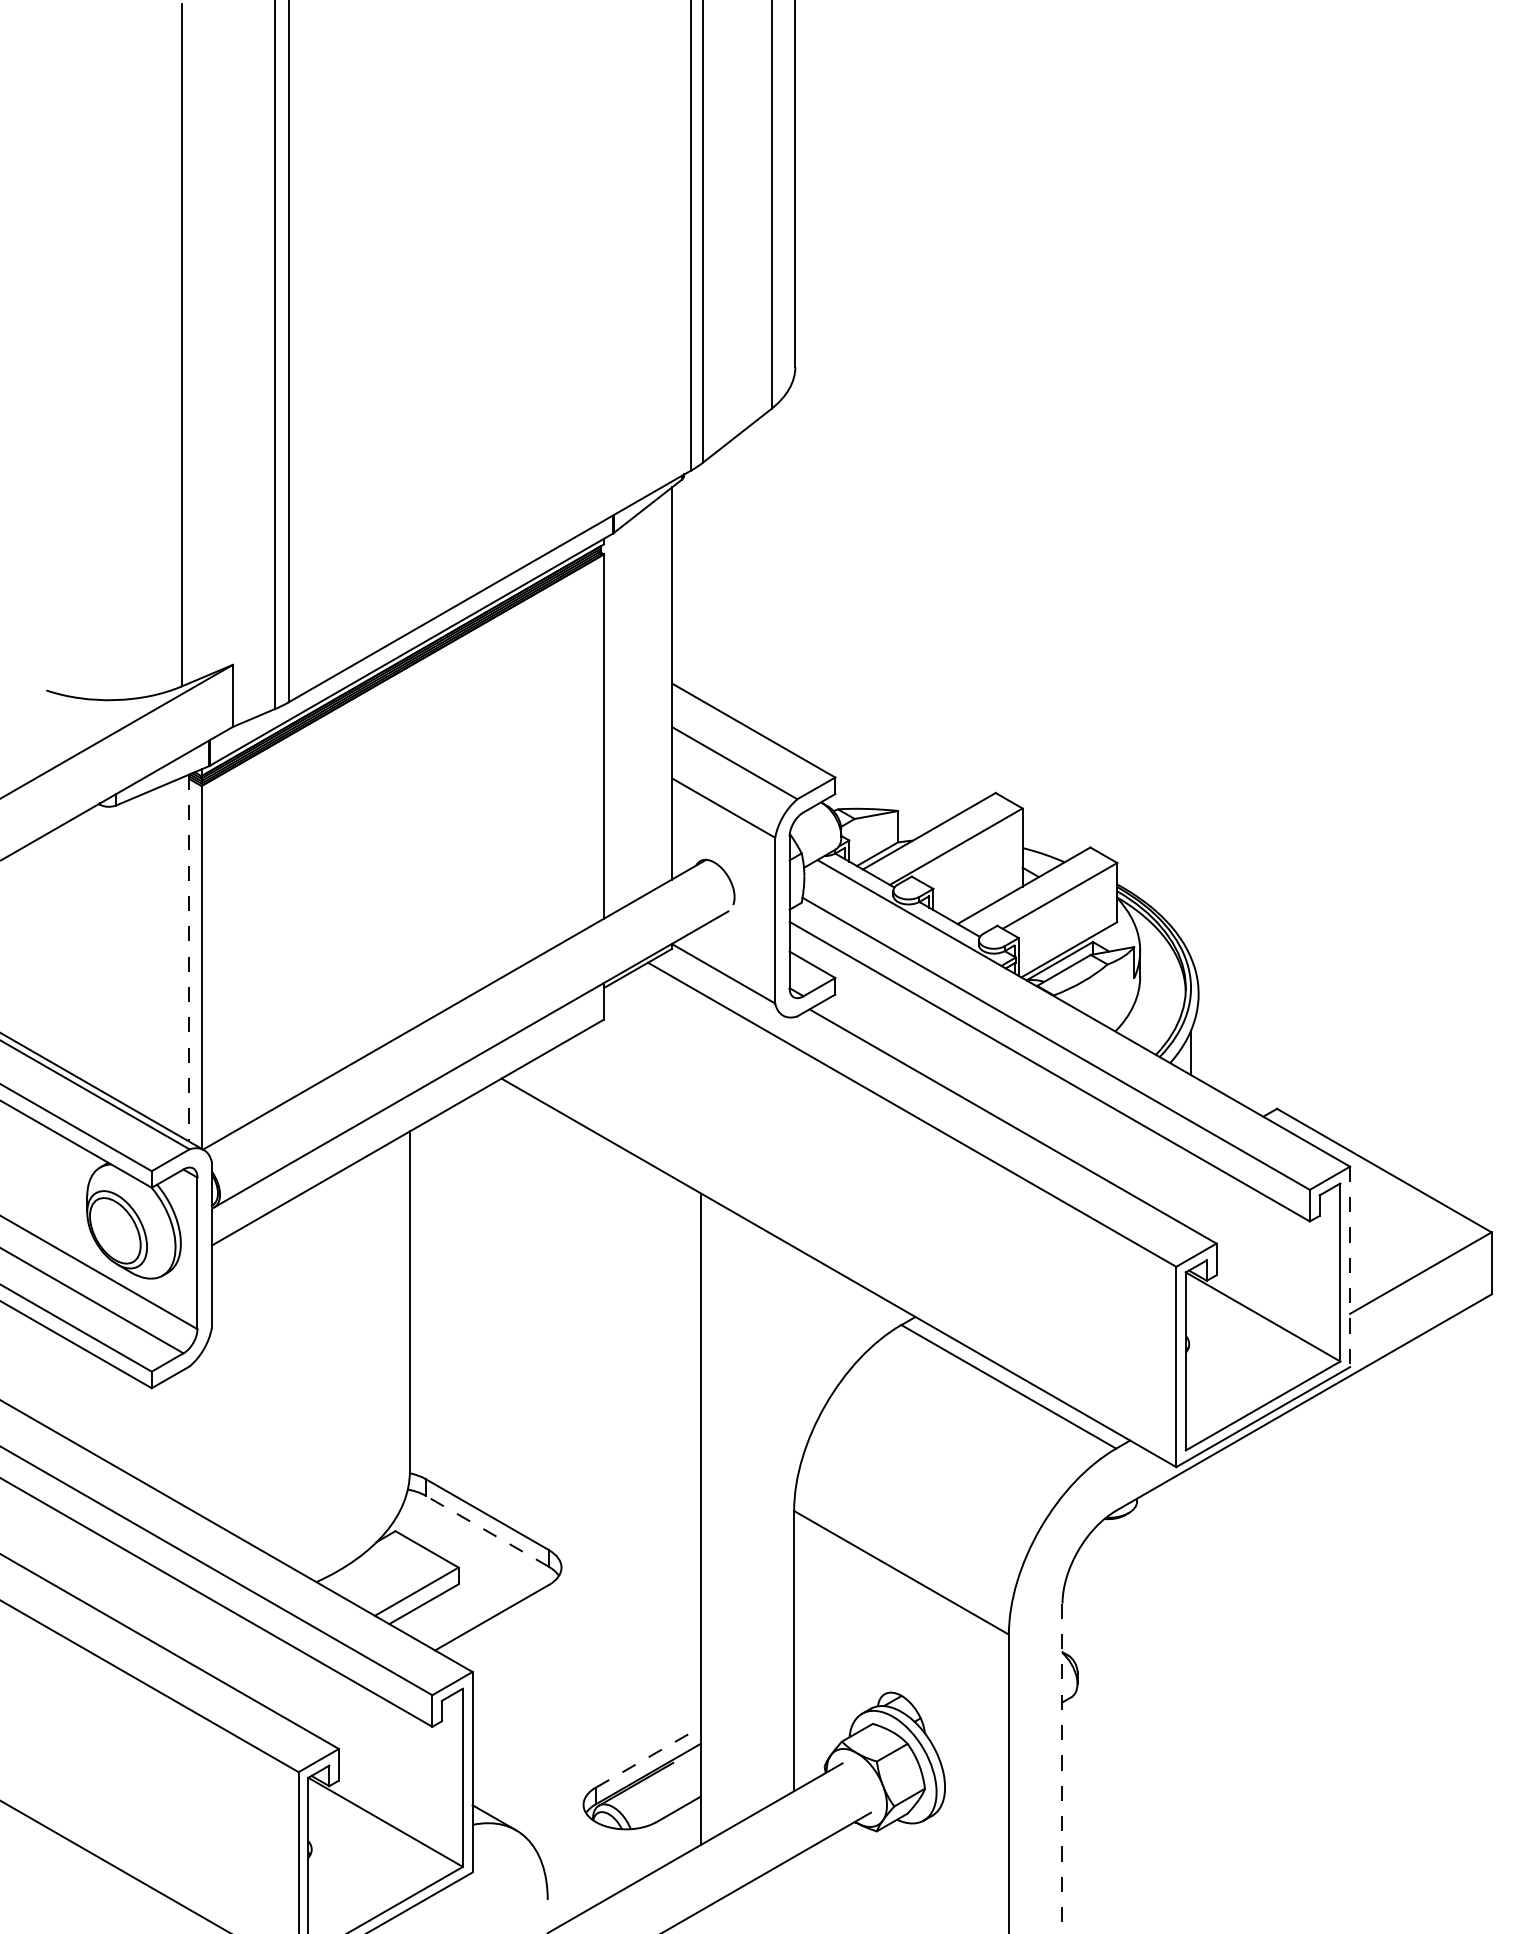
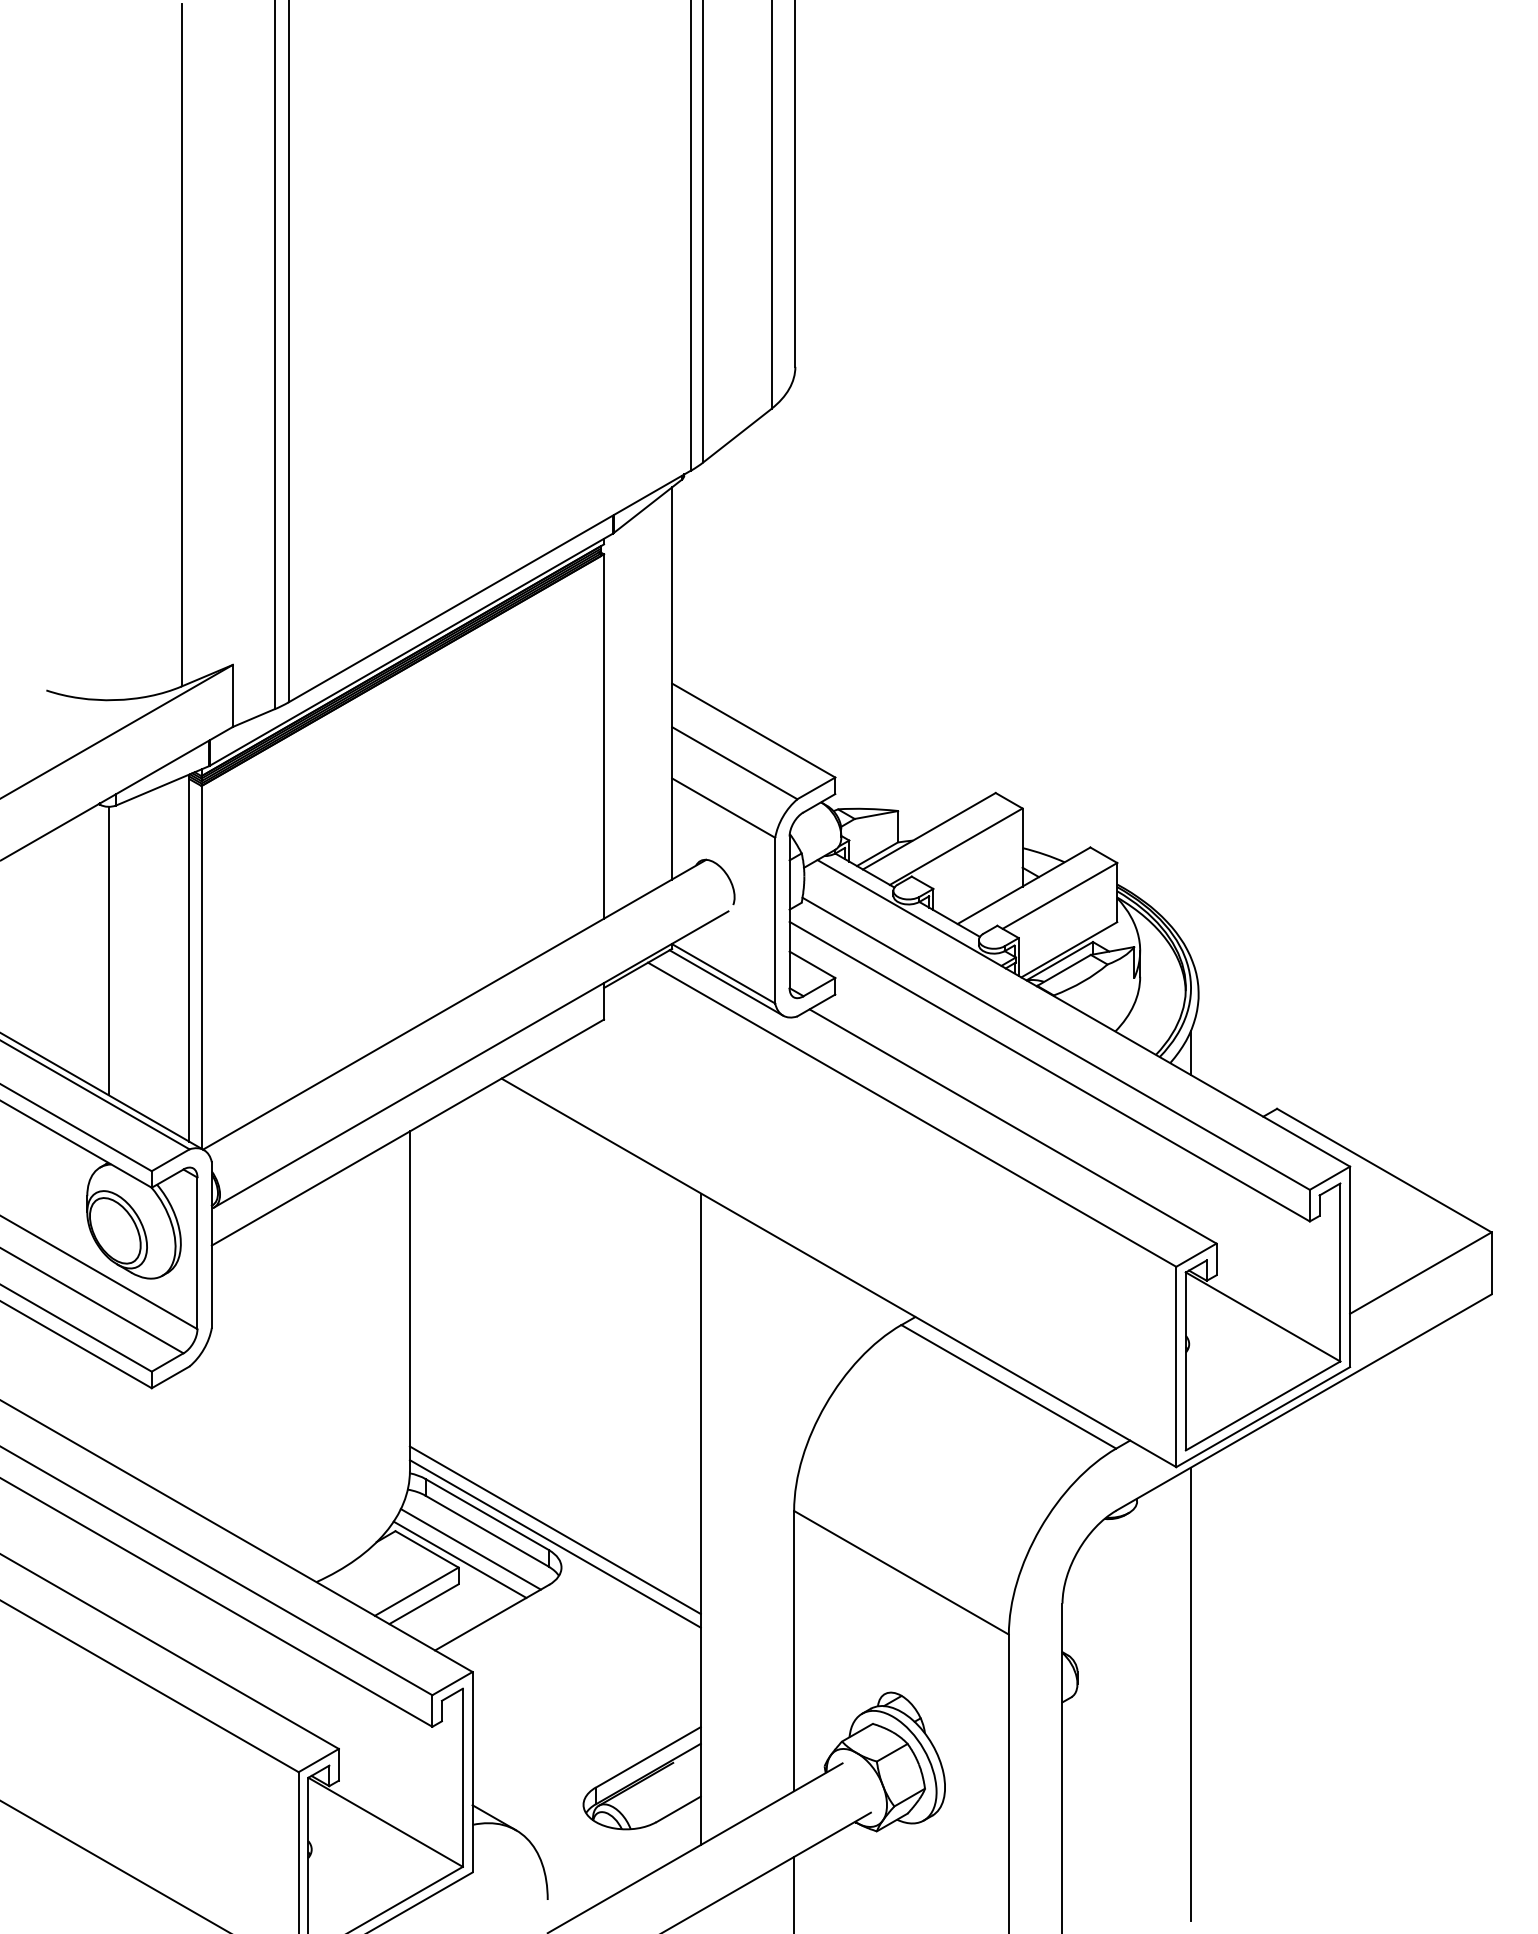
line: none -> present (108, 950)
line: dashed -> solid (189, 958)
line: none -> present (726, 982)
line: dashed -> solid (1350, 1267)
line: none -> present (554, 1530)
line: dashed -> solid (486, 1531)
line: none -> present (554, 1543)
line: none -> present (470, 1549)
line: none -> present (459, 1559)
line: none -> present (1191, 1694)
line: dashed -> solid (648, 1757)
line: dashed -> solid (1062, 1768)
line: none -> present (794, 1893)
